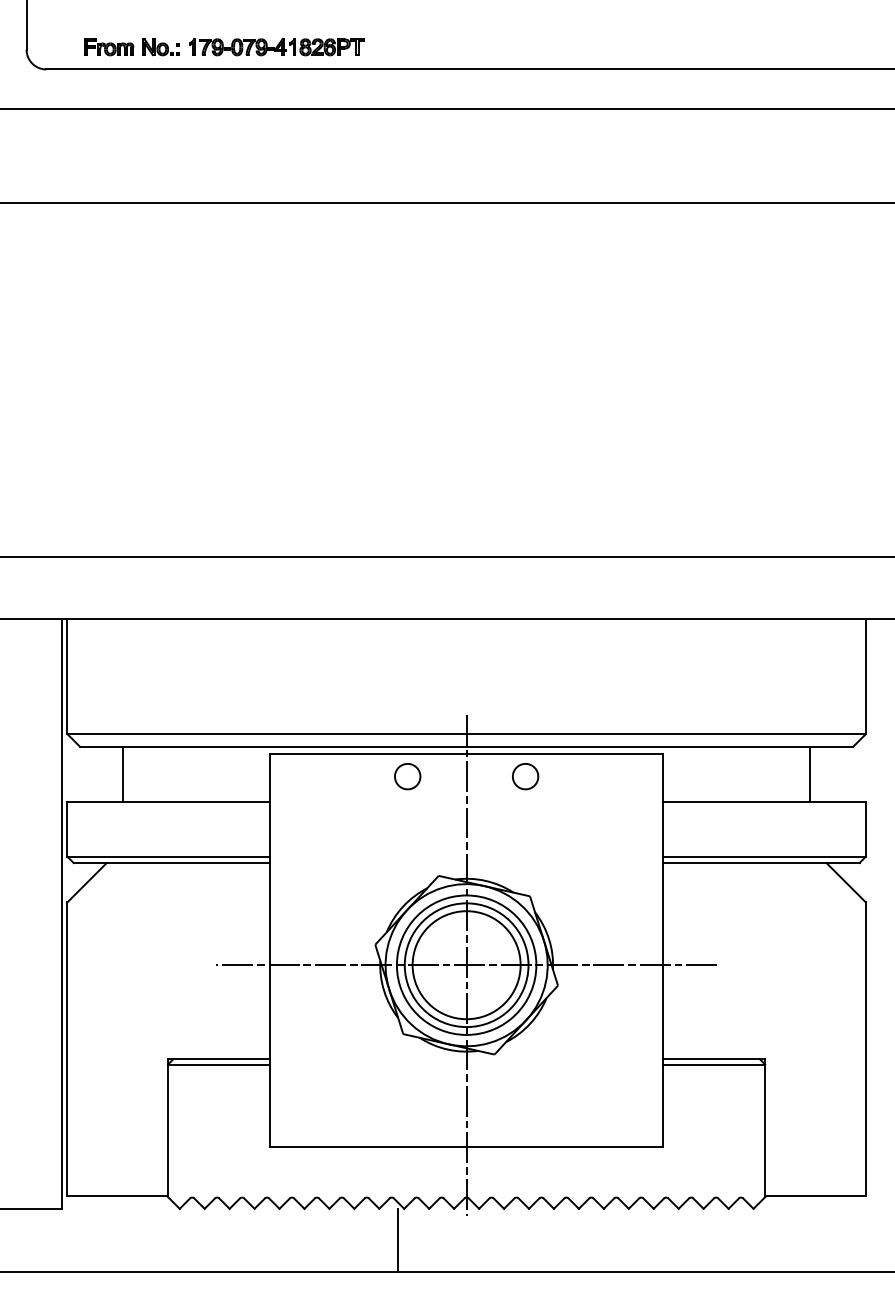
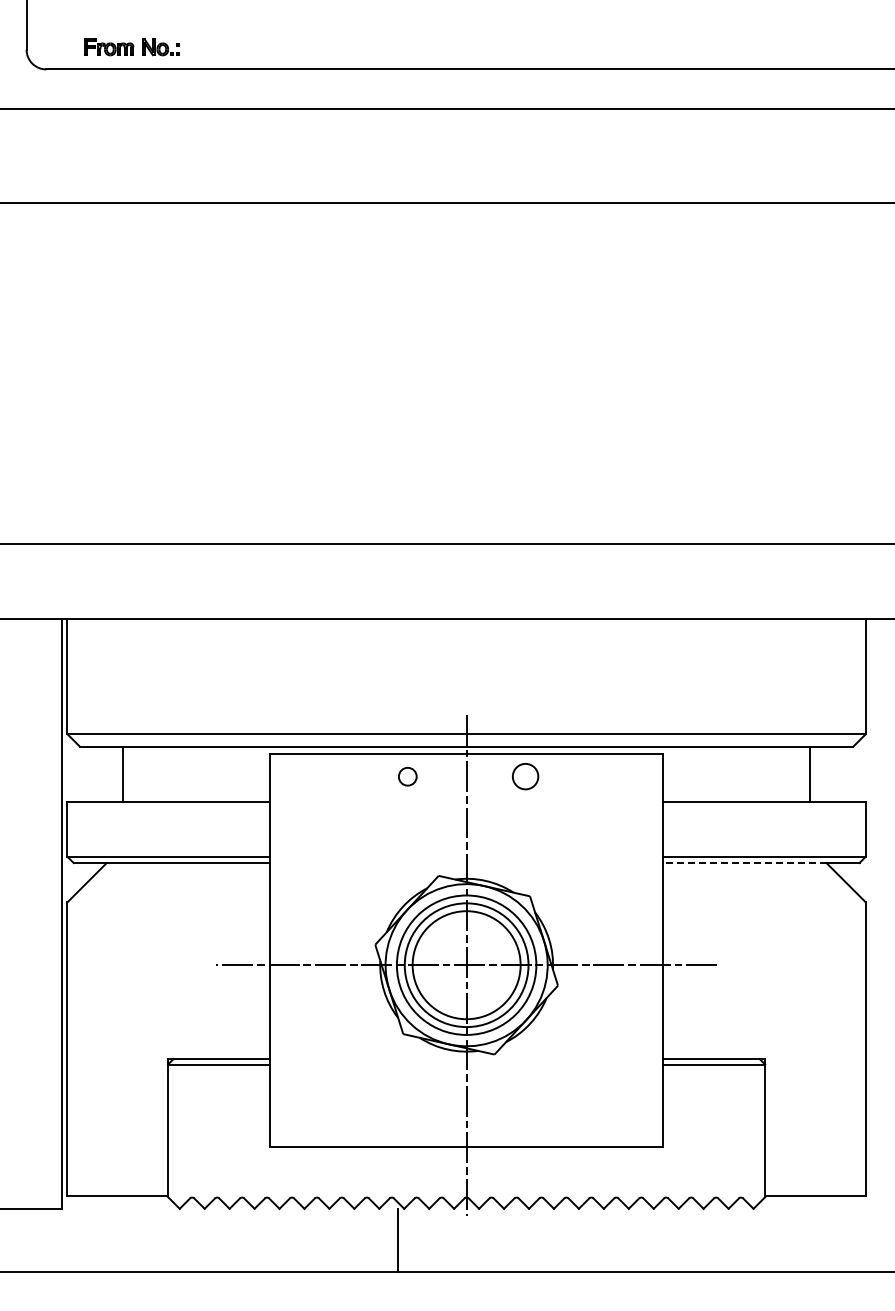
part: present -> none (276, 47)
line position: (446, 556) -> (446, 543) (446, 543)
circle size: 28x28 px -> 20x20 px (407, 776)
line: solid -> dashed (744, 863)
